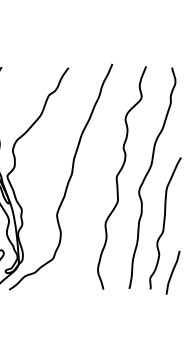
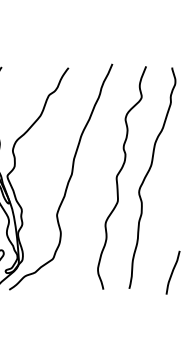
curve: present -> none (165, 222)
